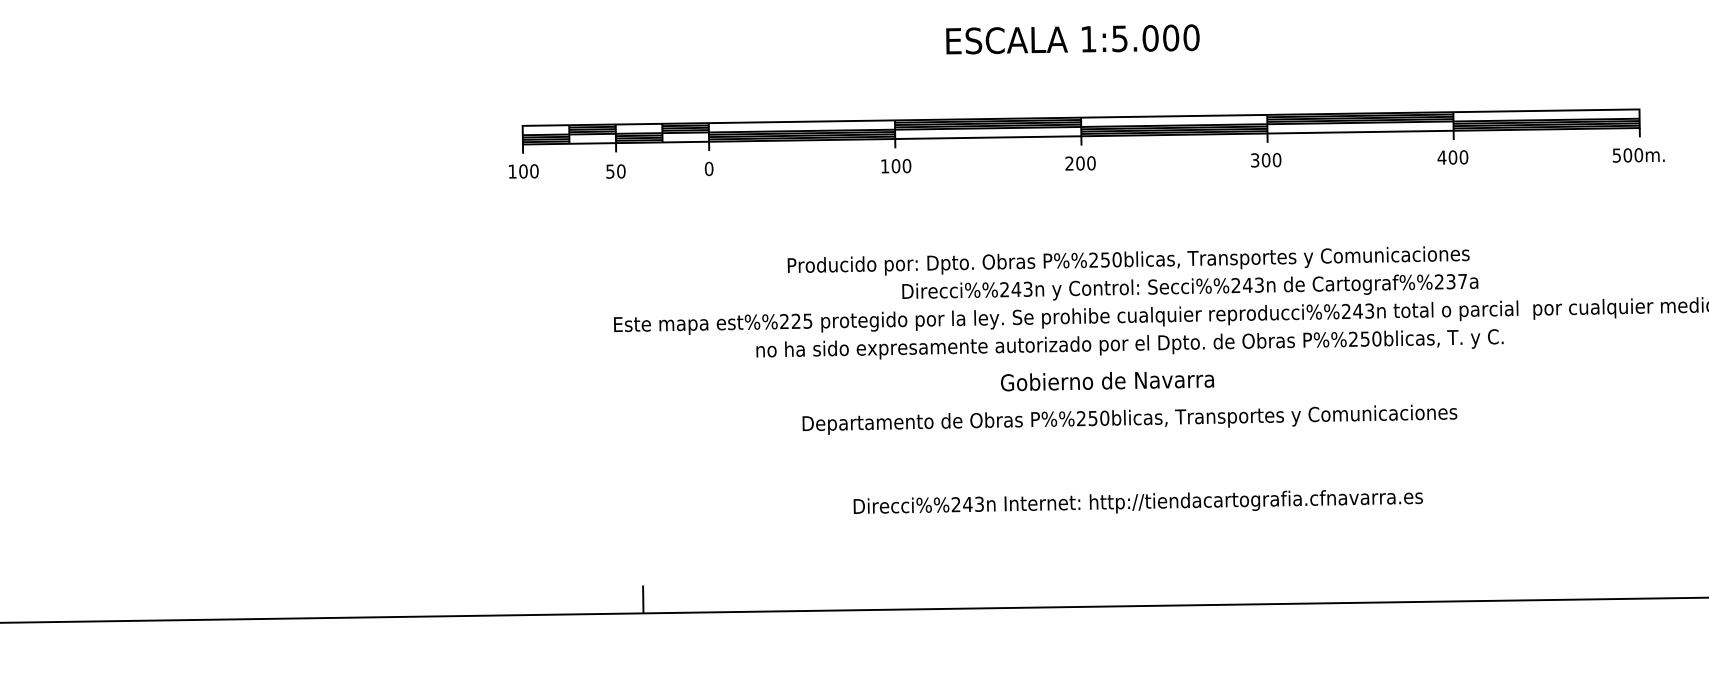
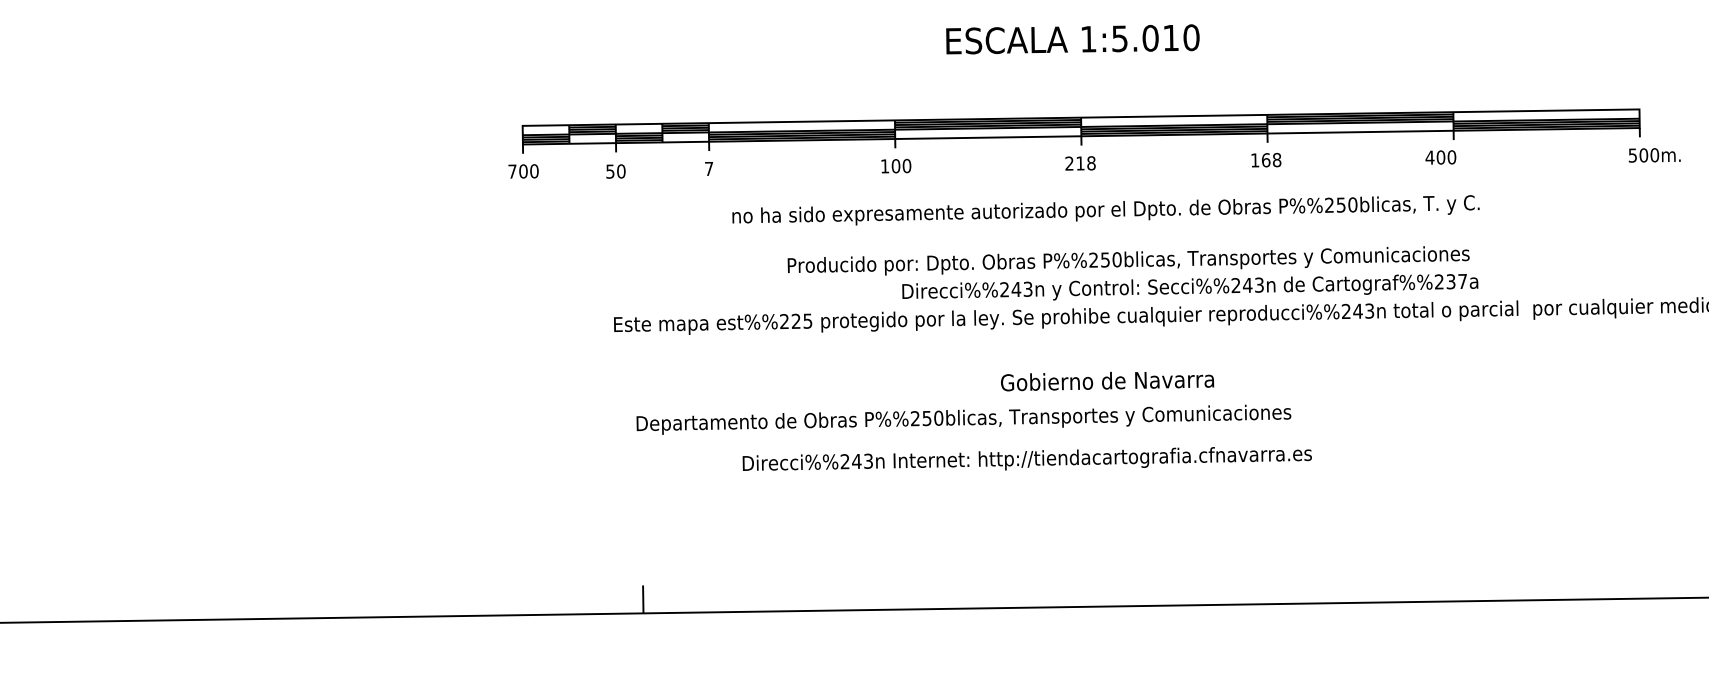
text: 1:5.000 -> 1:5.010 (1171, 37)
text position: (1638, 155) -> (1654, 155) (1654, 155)
text position: (1452, 157) -> (1440, 157) (1440, 157)
text: 300 -> 168 (1266, 160)
text: 200 -> 218 (1085, 163)
text: 0 -> 7 (708, 168)
text: 100 -> 700 (512, 171)
text position: (1129, 344) -> (1105, 210) (1105, 210)
text position: (1129, 419) -> (963, 419) (963, 419)
text position: (1137, 501) -> (1026, 458) (1026, 458)
